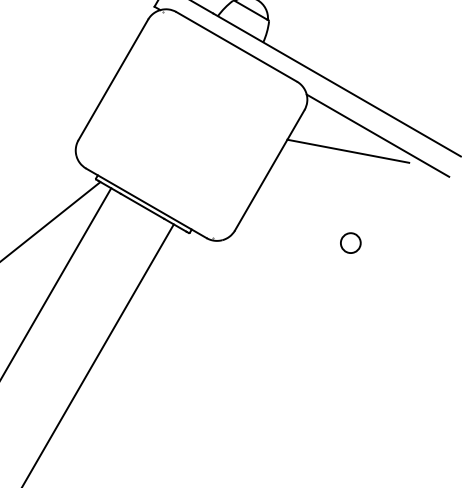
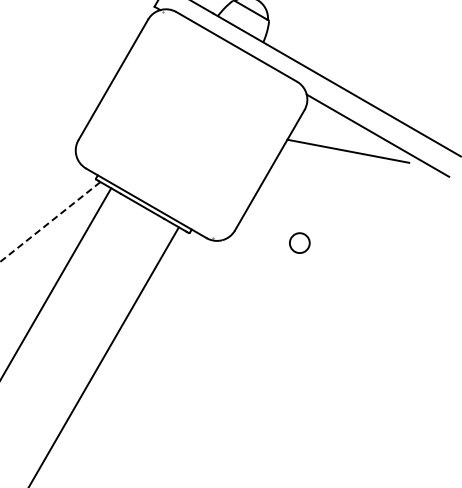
line: solid -> dashed (49, 222)
circle position: (350, 242) -> (299, 242) (299, 242)
line position: (98, 354) -> (104, 355) (104, 355)
